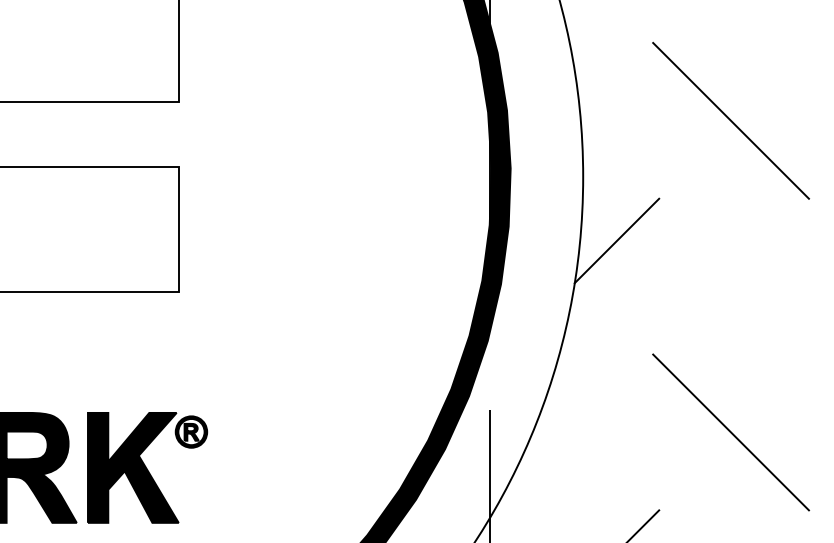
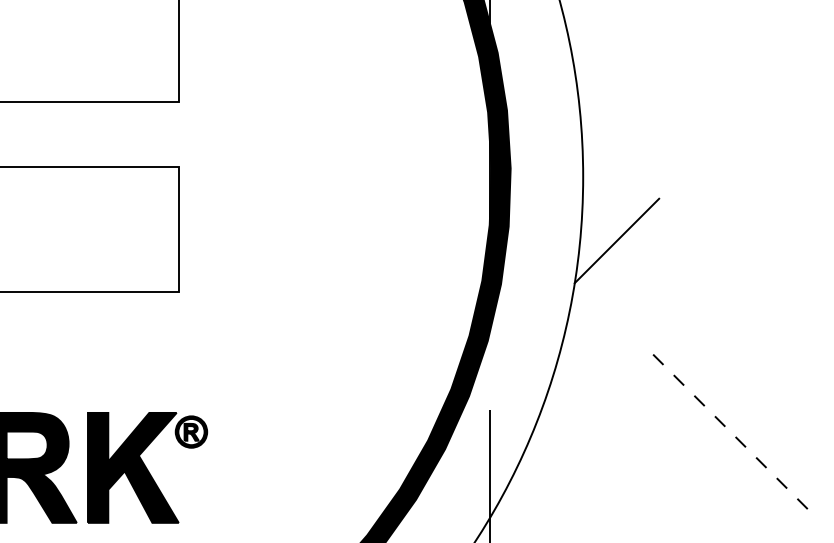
line: present -> none (730, 120)
line: solid -> dashed (731, 432)
line: present -> none (644, 524)
